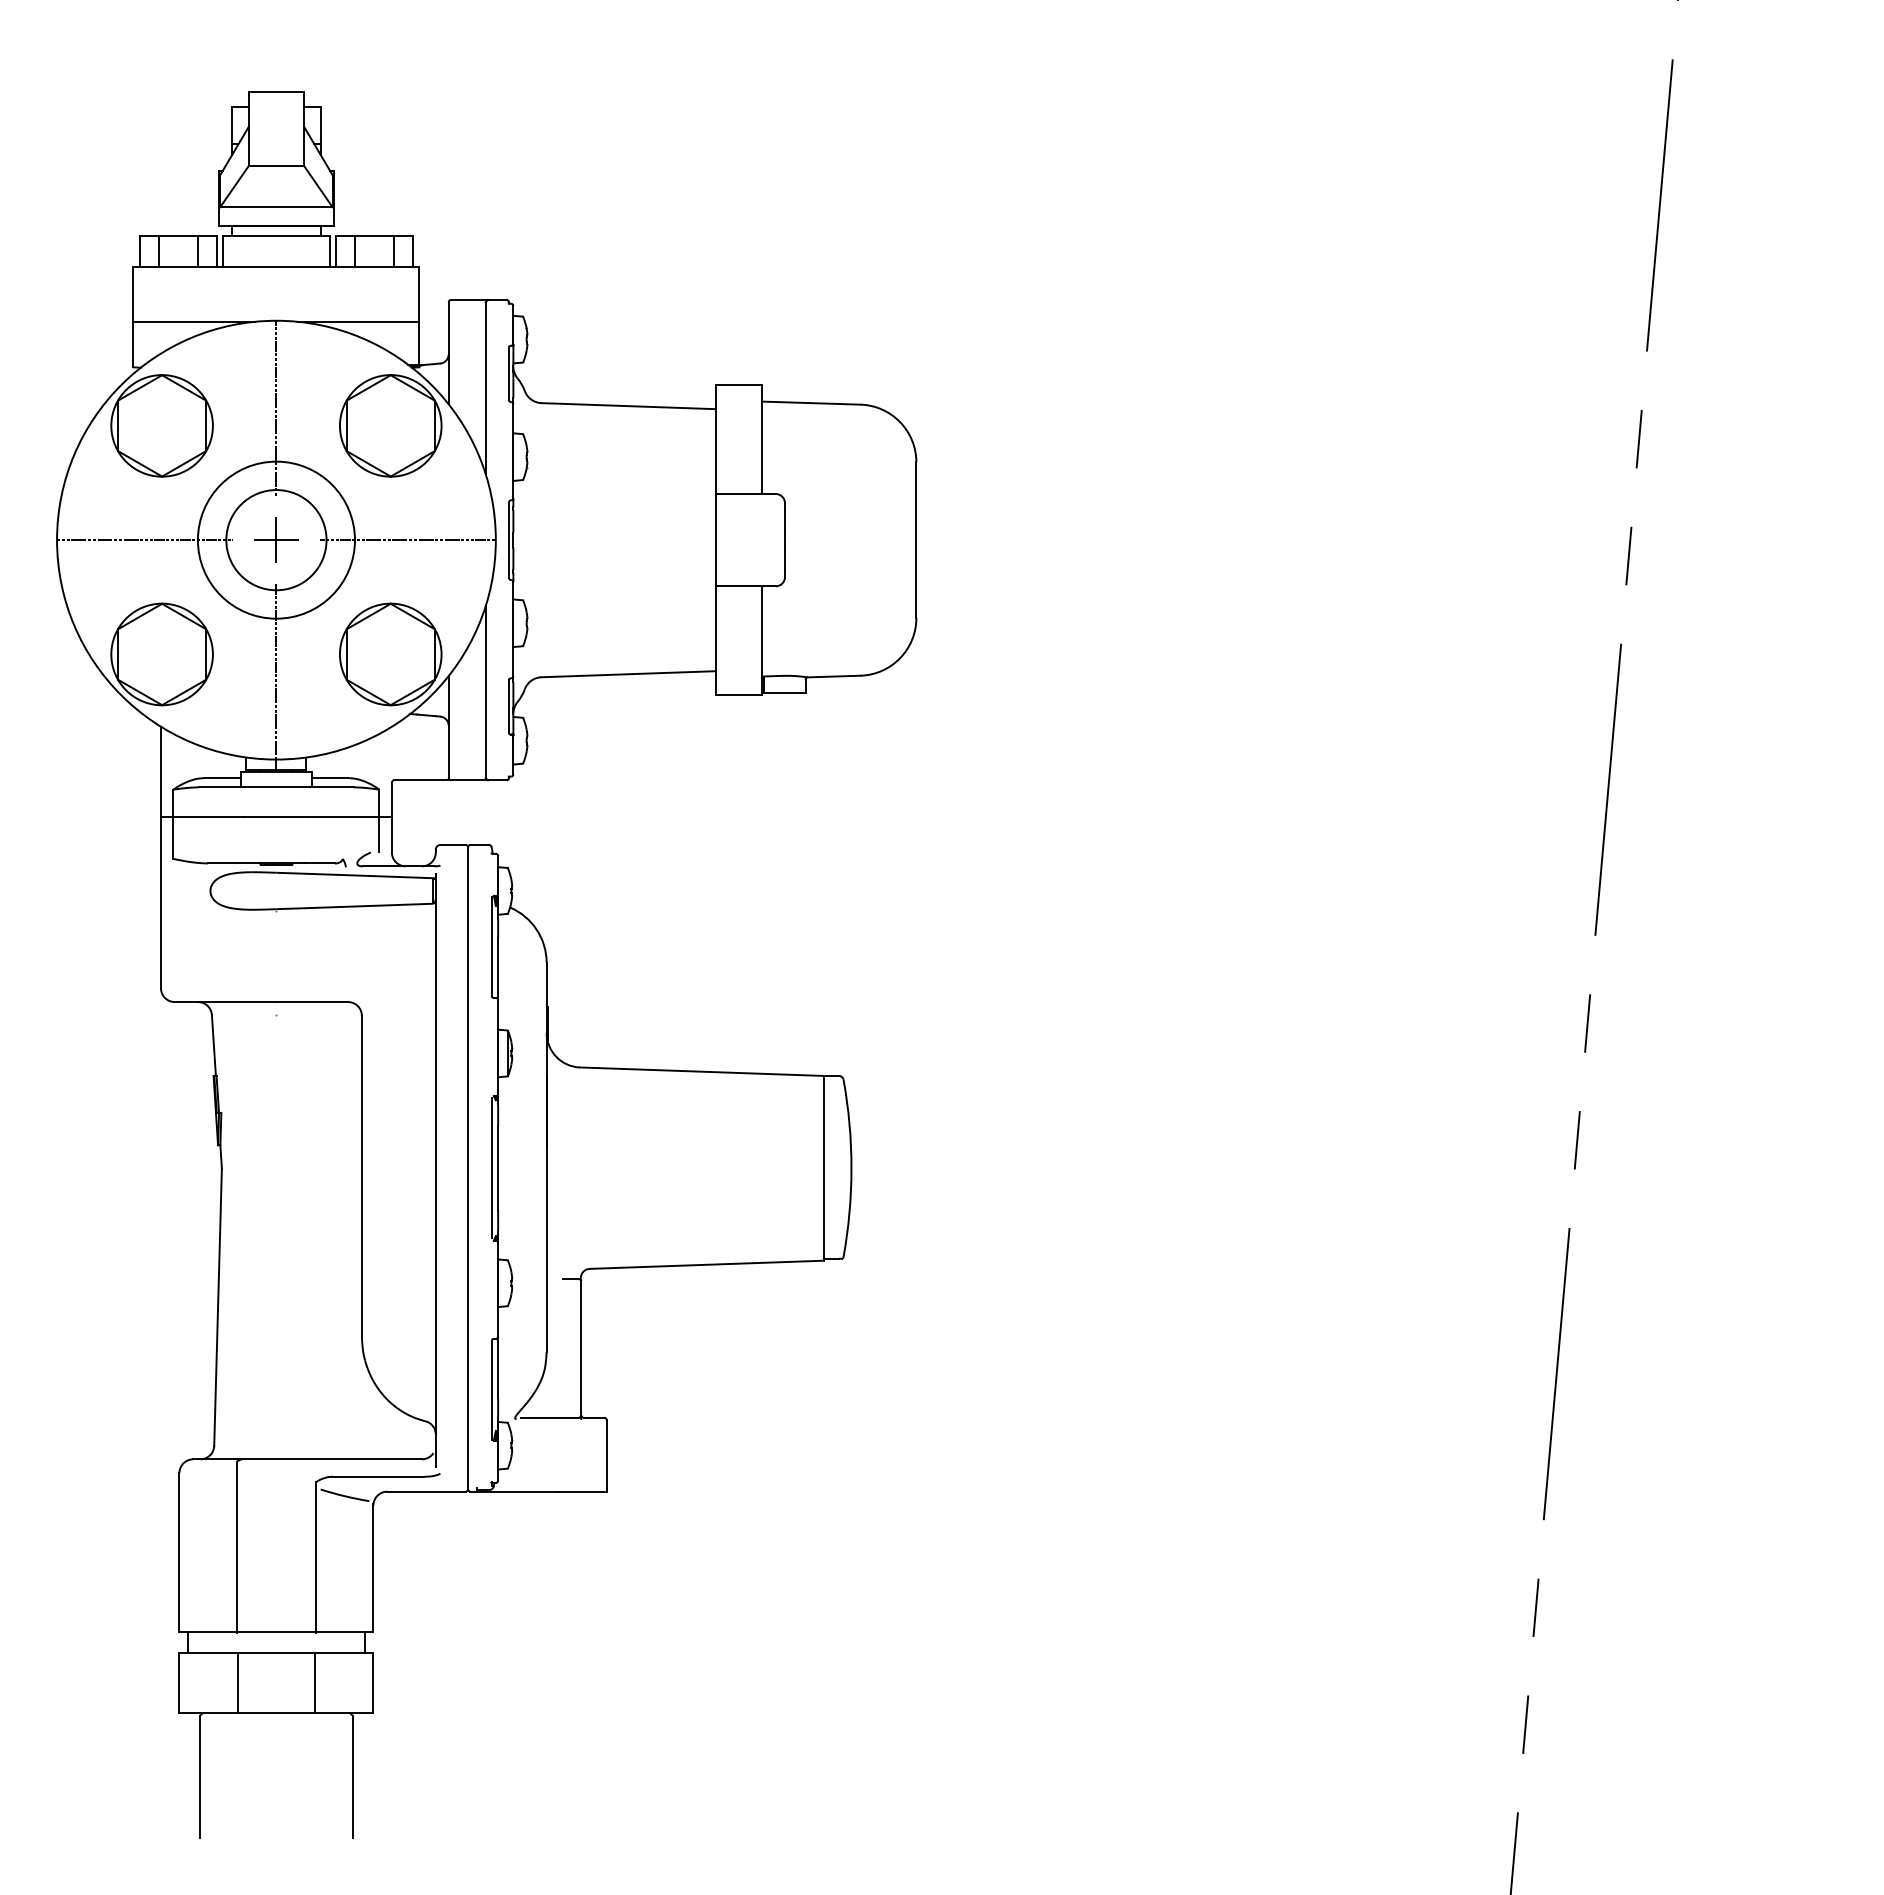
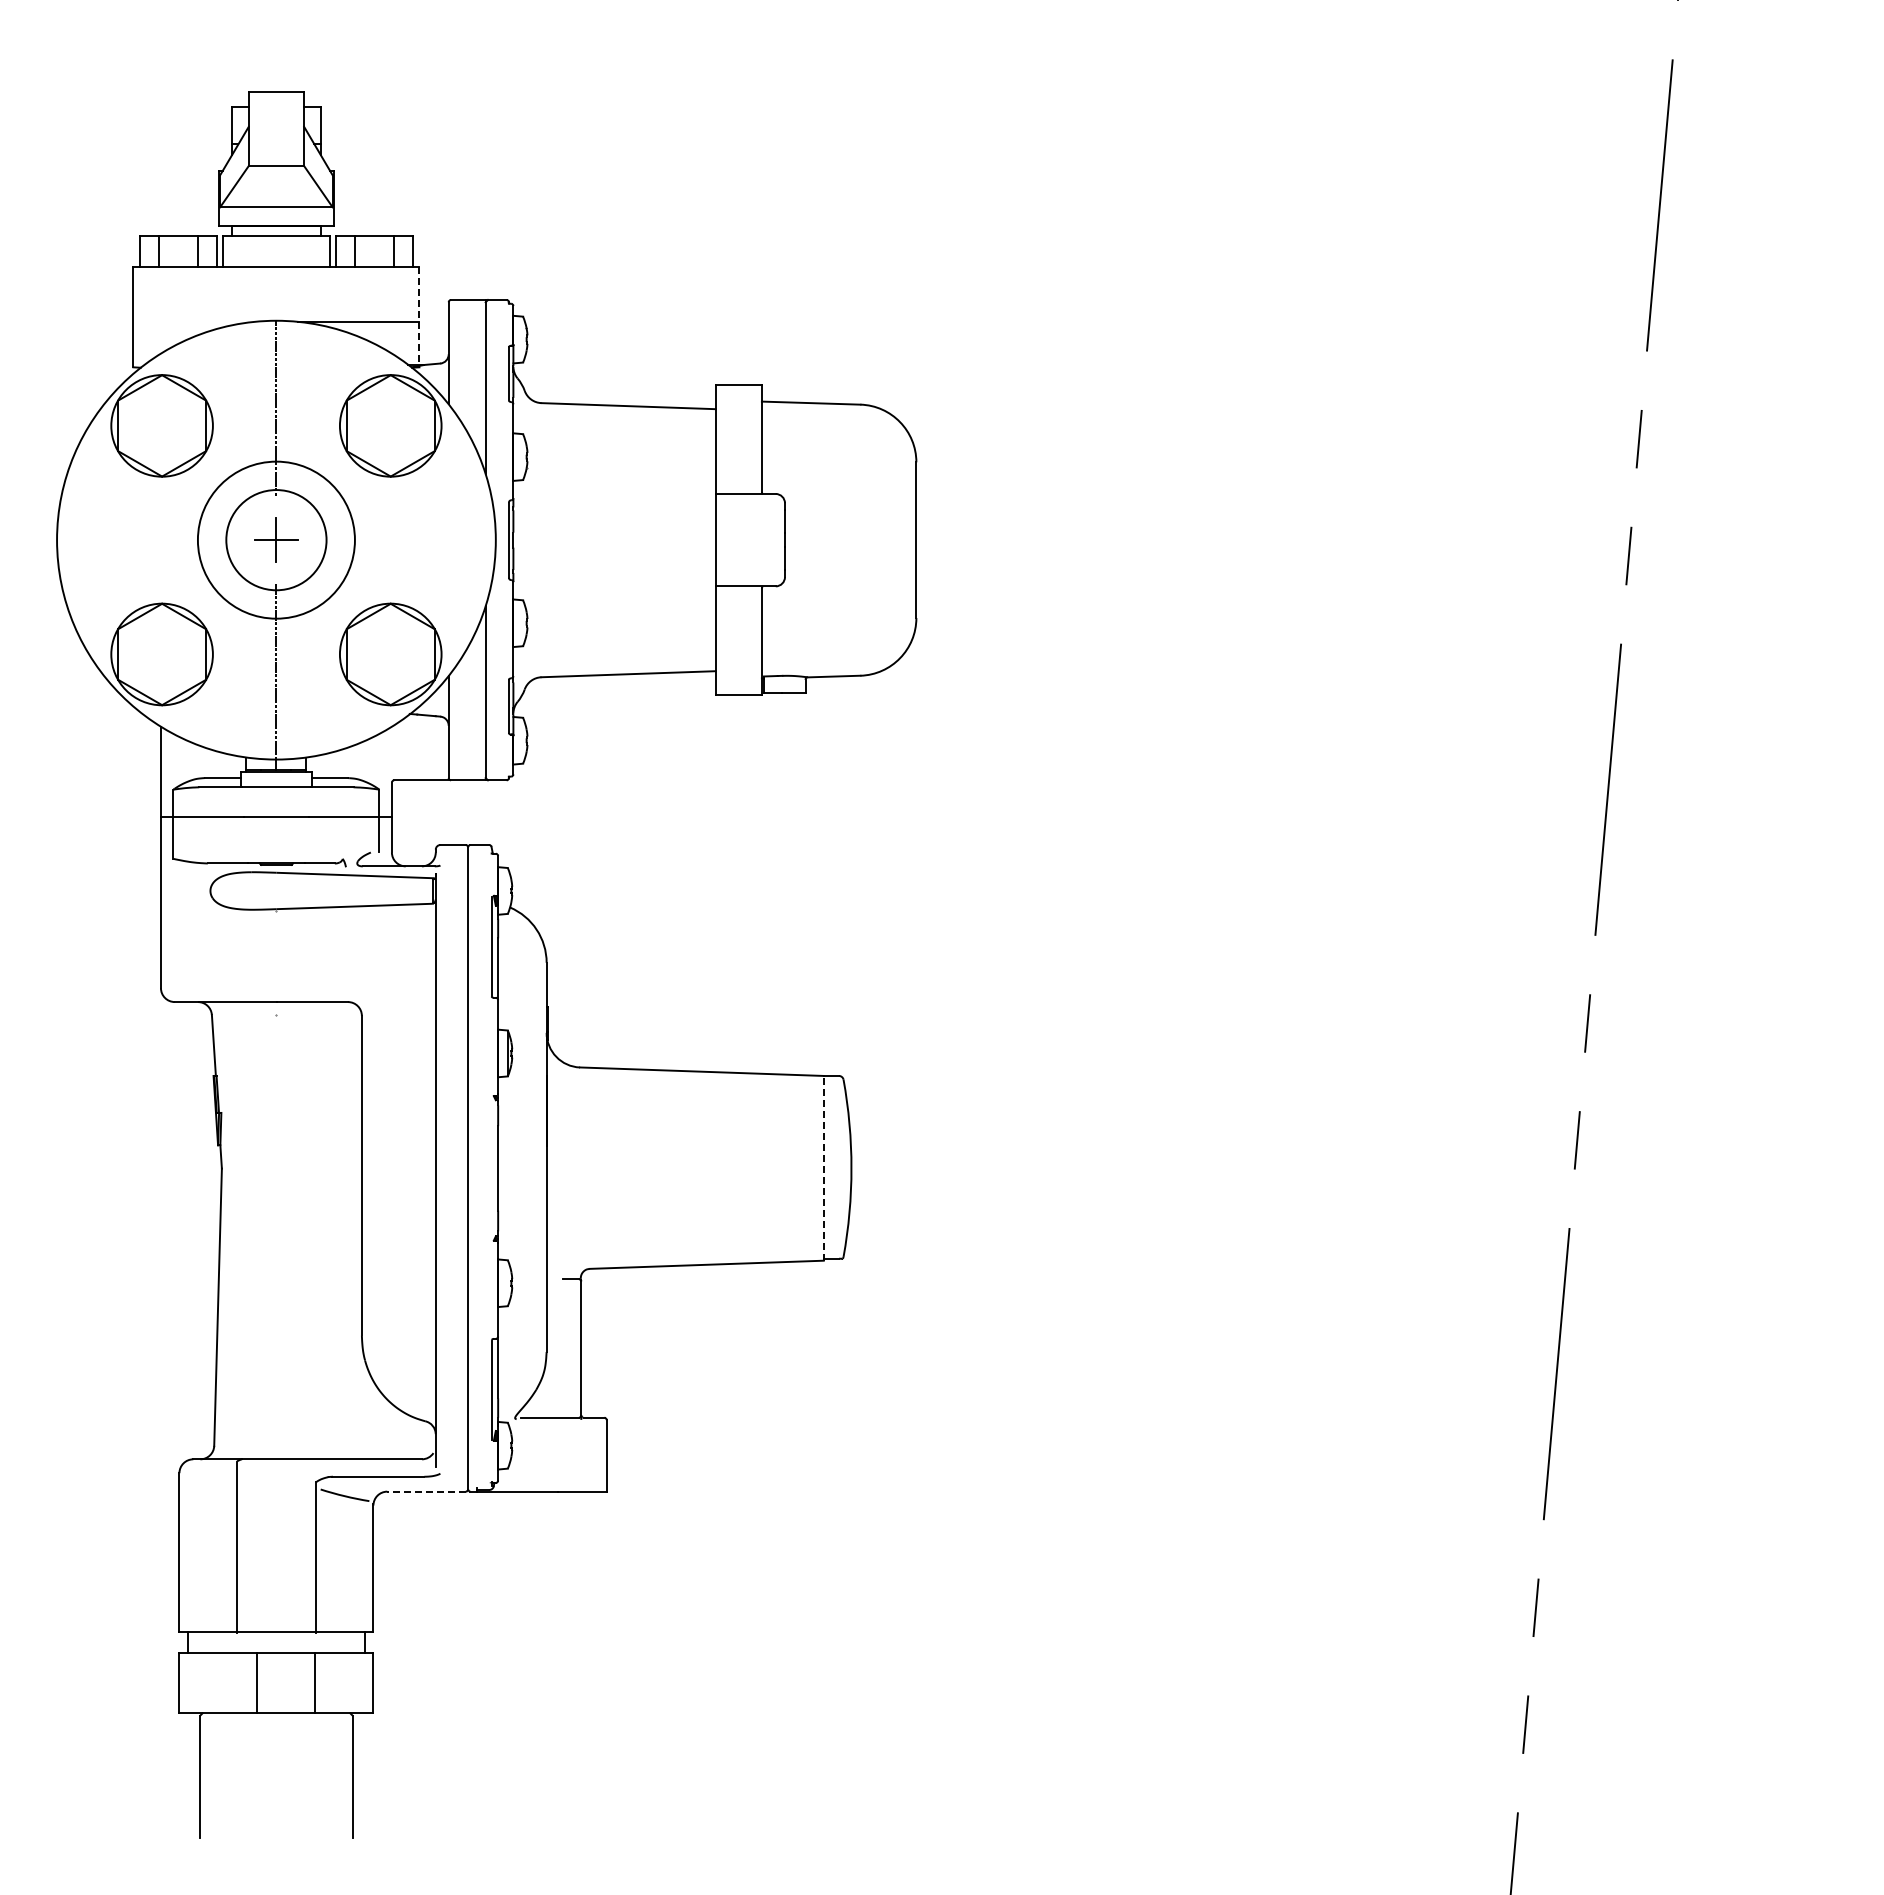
line: solid -> dashed (419, 317)
line: present -> none (193, 321)
line: present -> none (144, 540)
line: present -> none (408, 540)
line: solid -> dashed (823, 1167)
line: present -> none (491, 1168)
line: solid -> dashed (426, 1491)
line position: (237, 1683) -> (256, 1683) (256, 1683)
